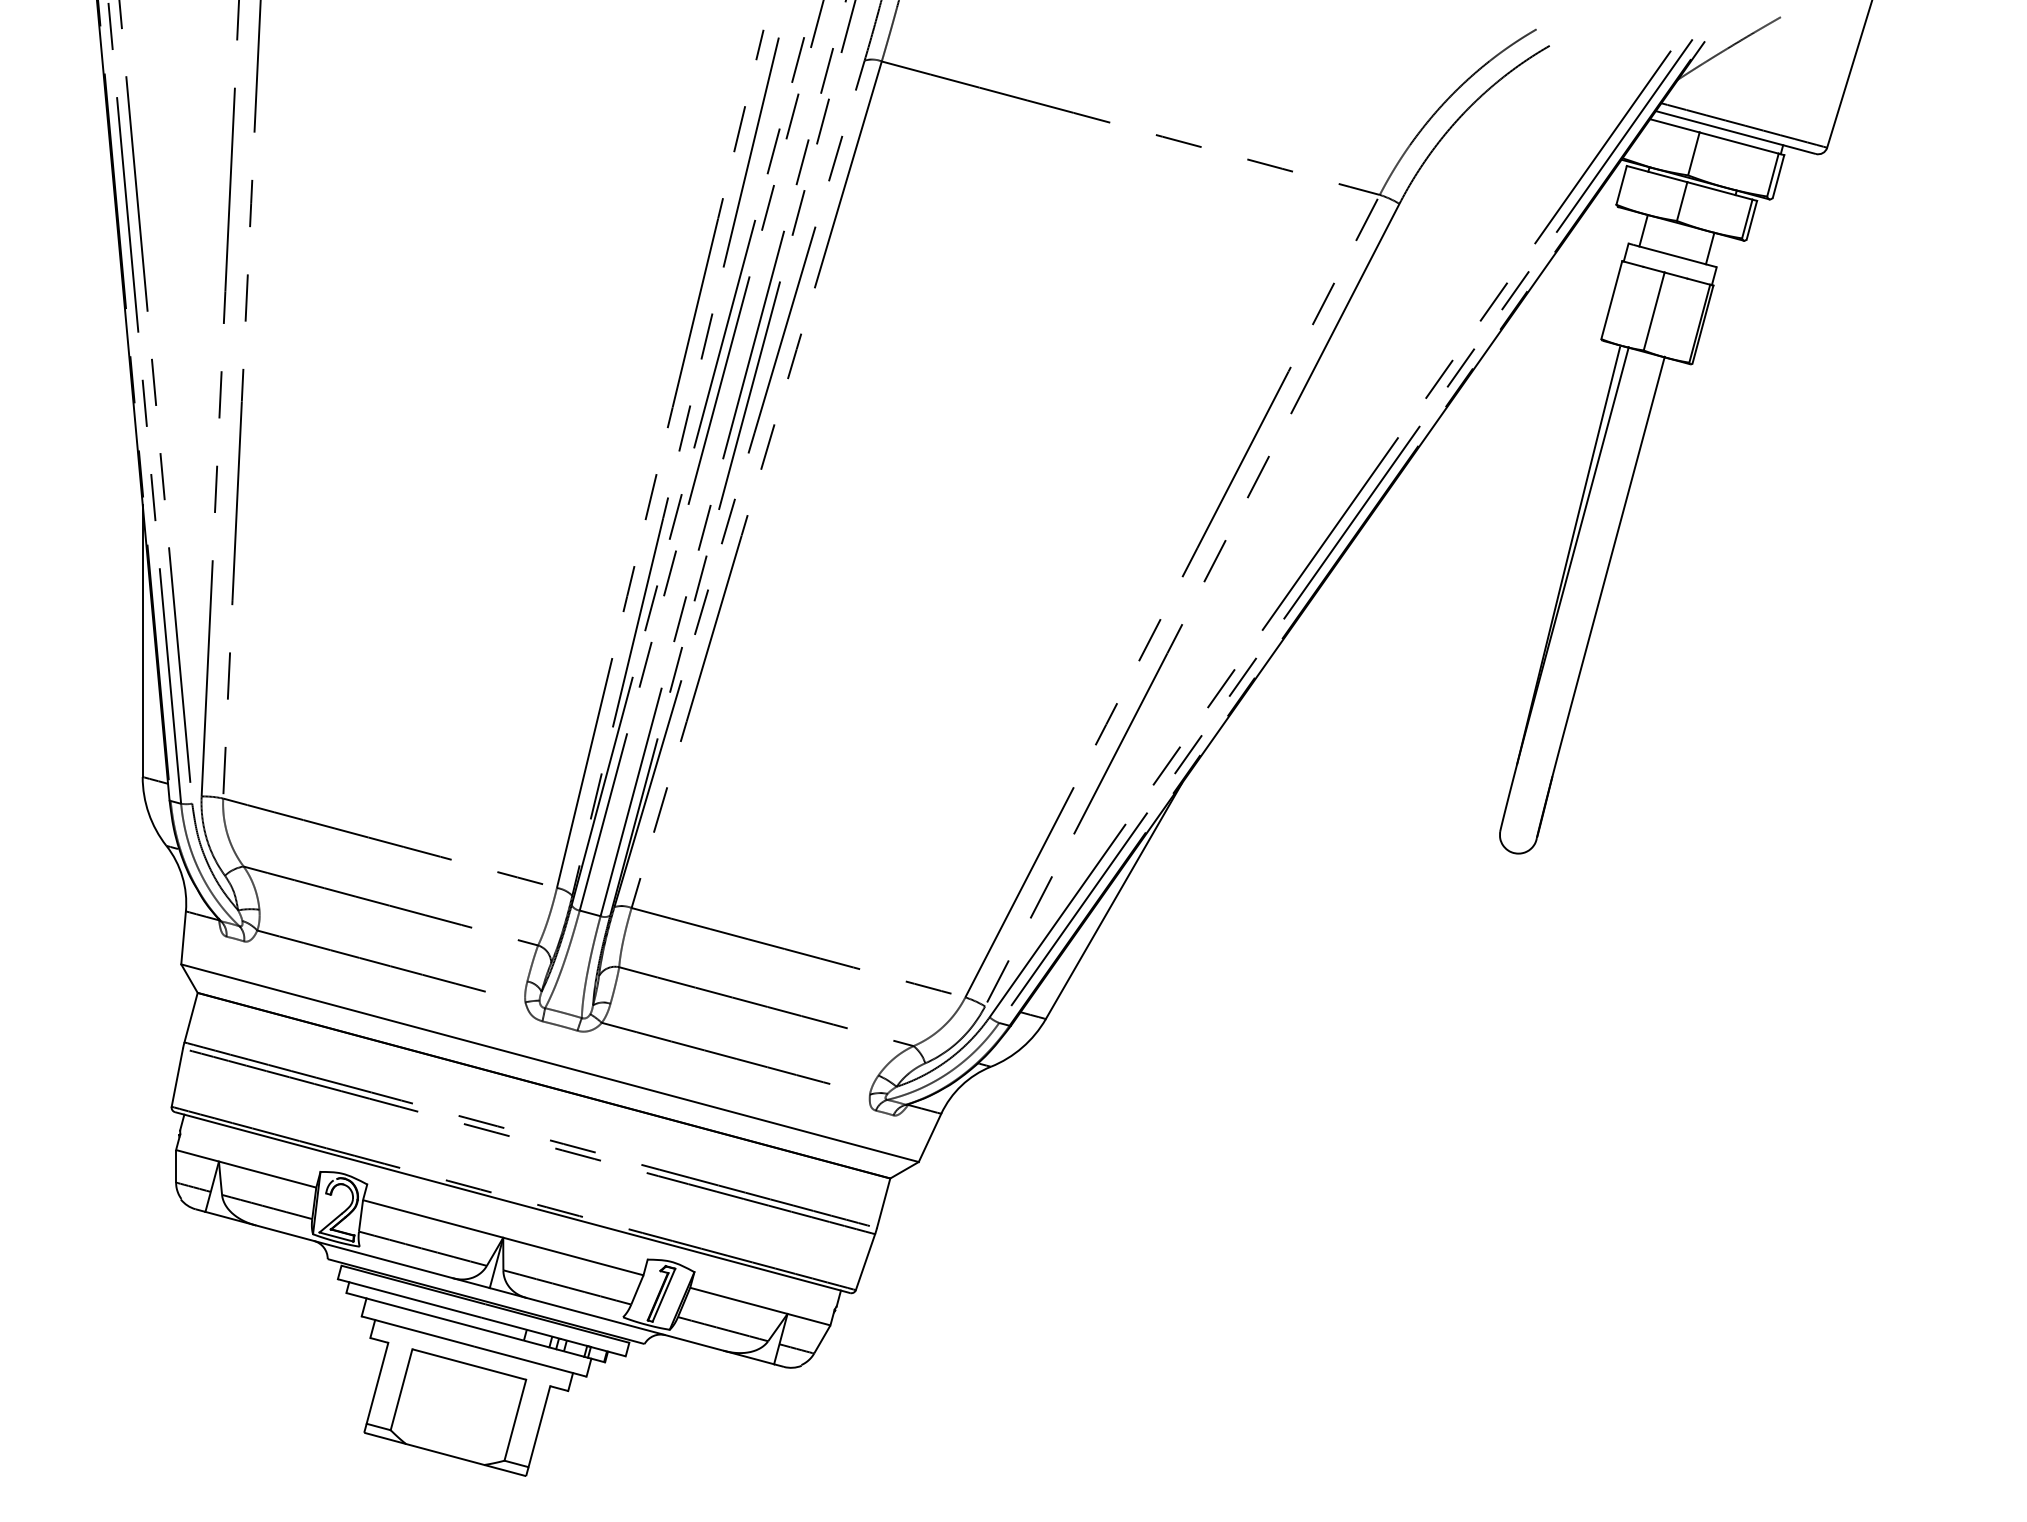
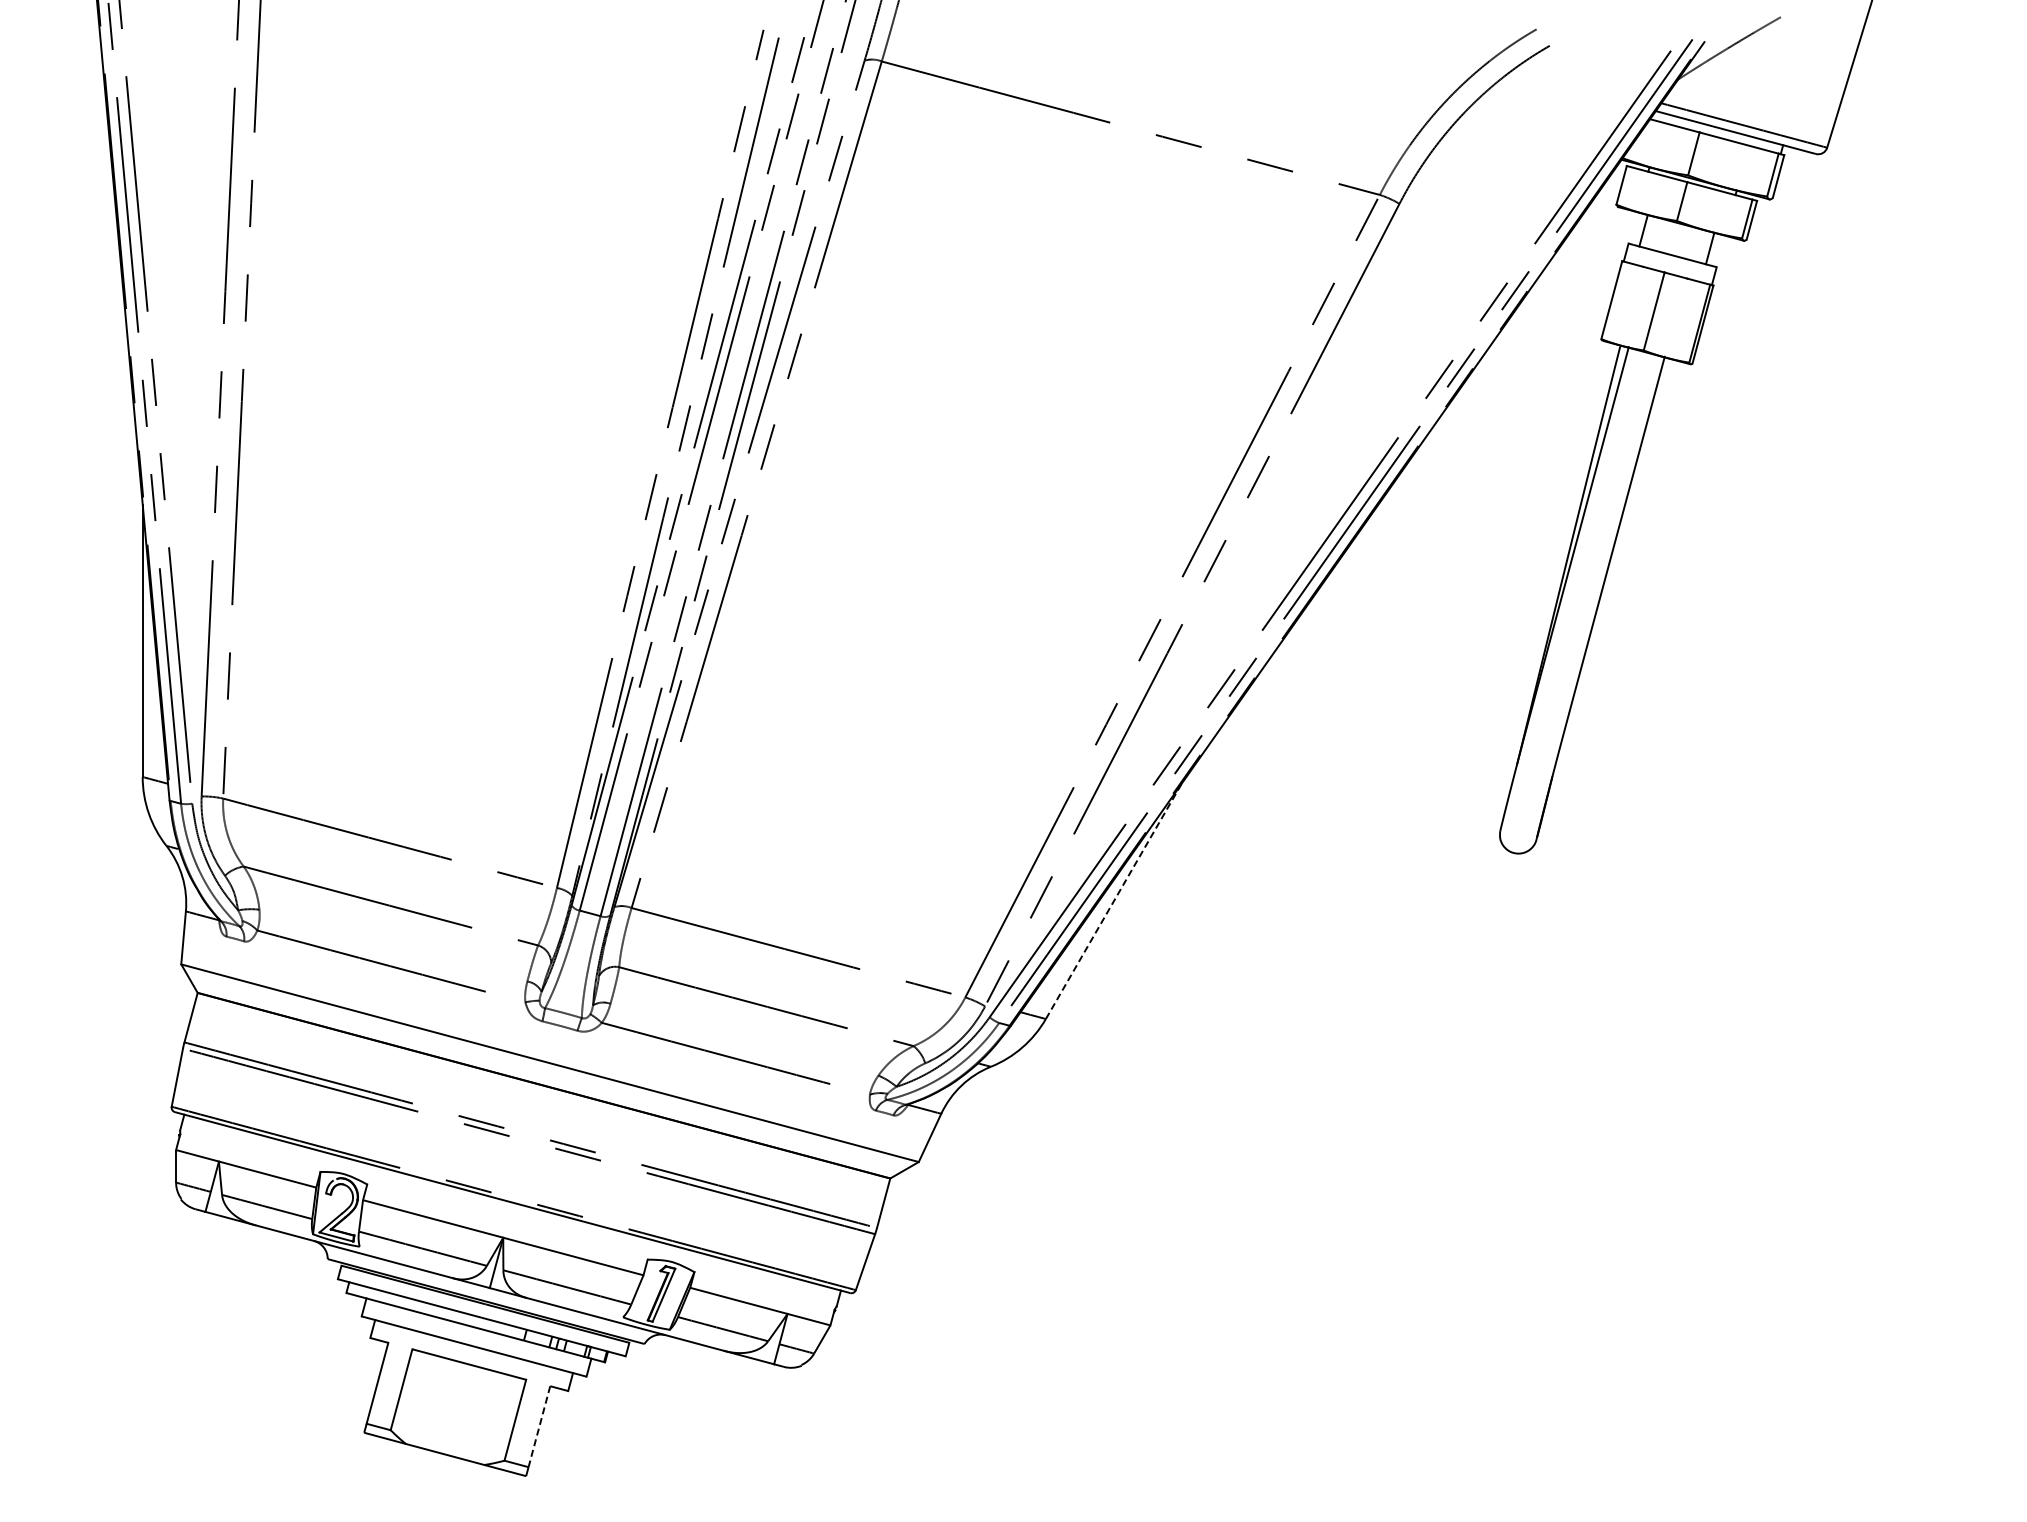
line: solid -> dashed (1114, 900)
line: solid -> dashed (539, 1426)
